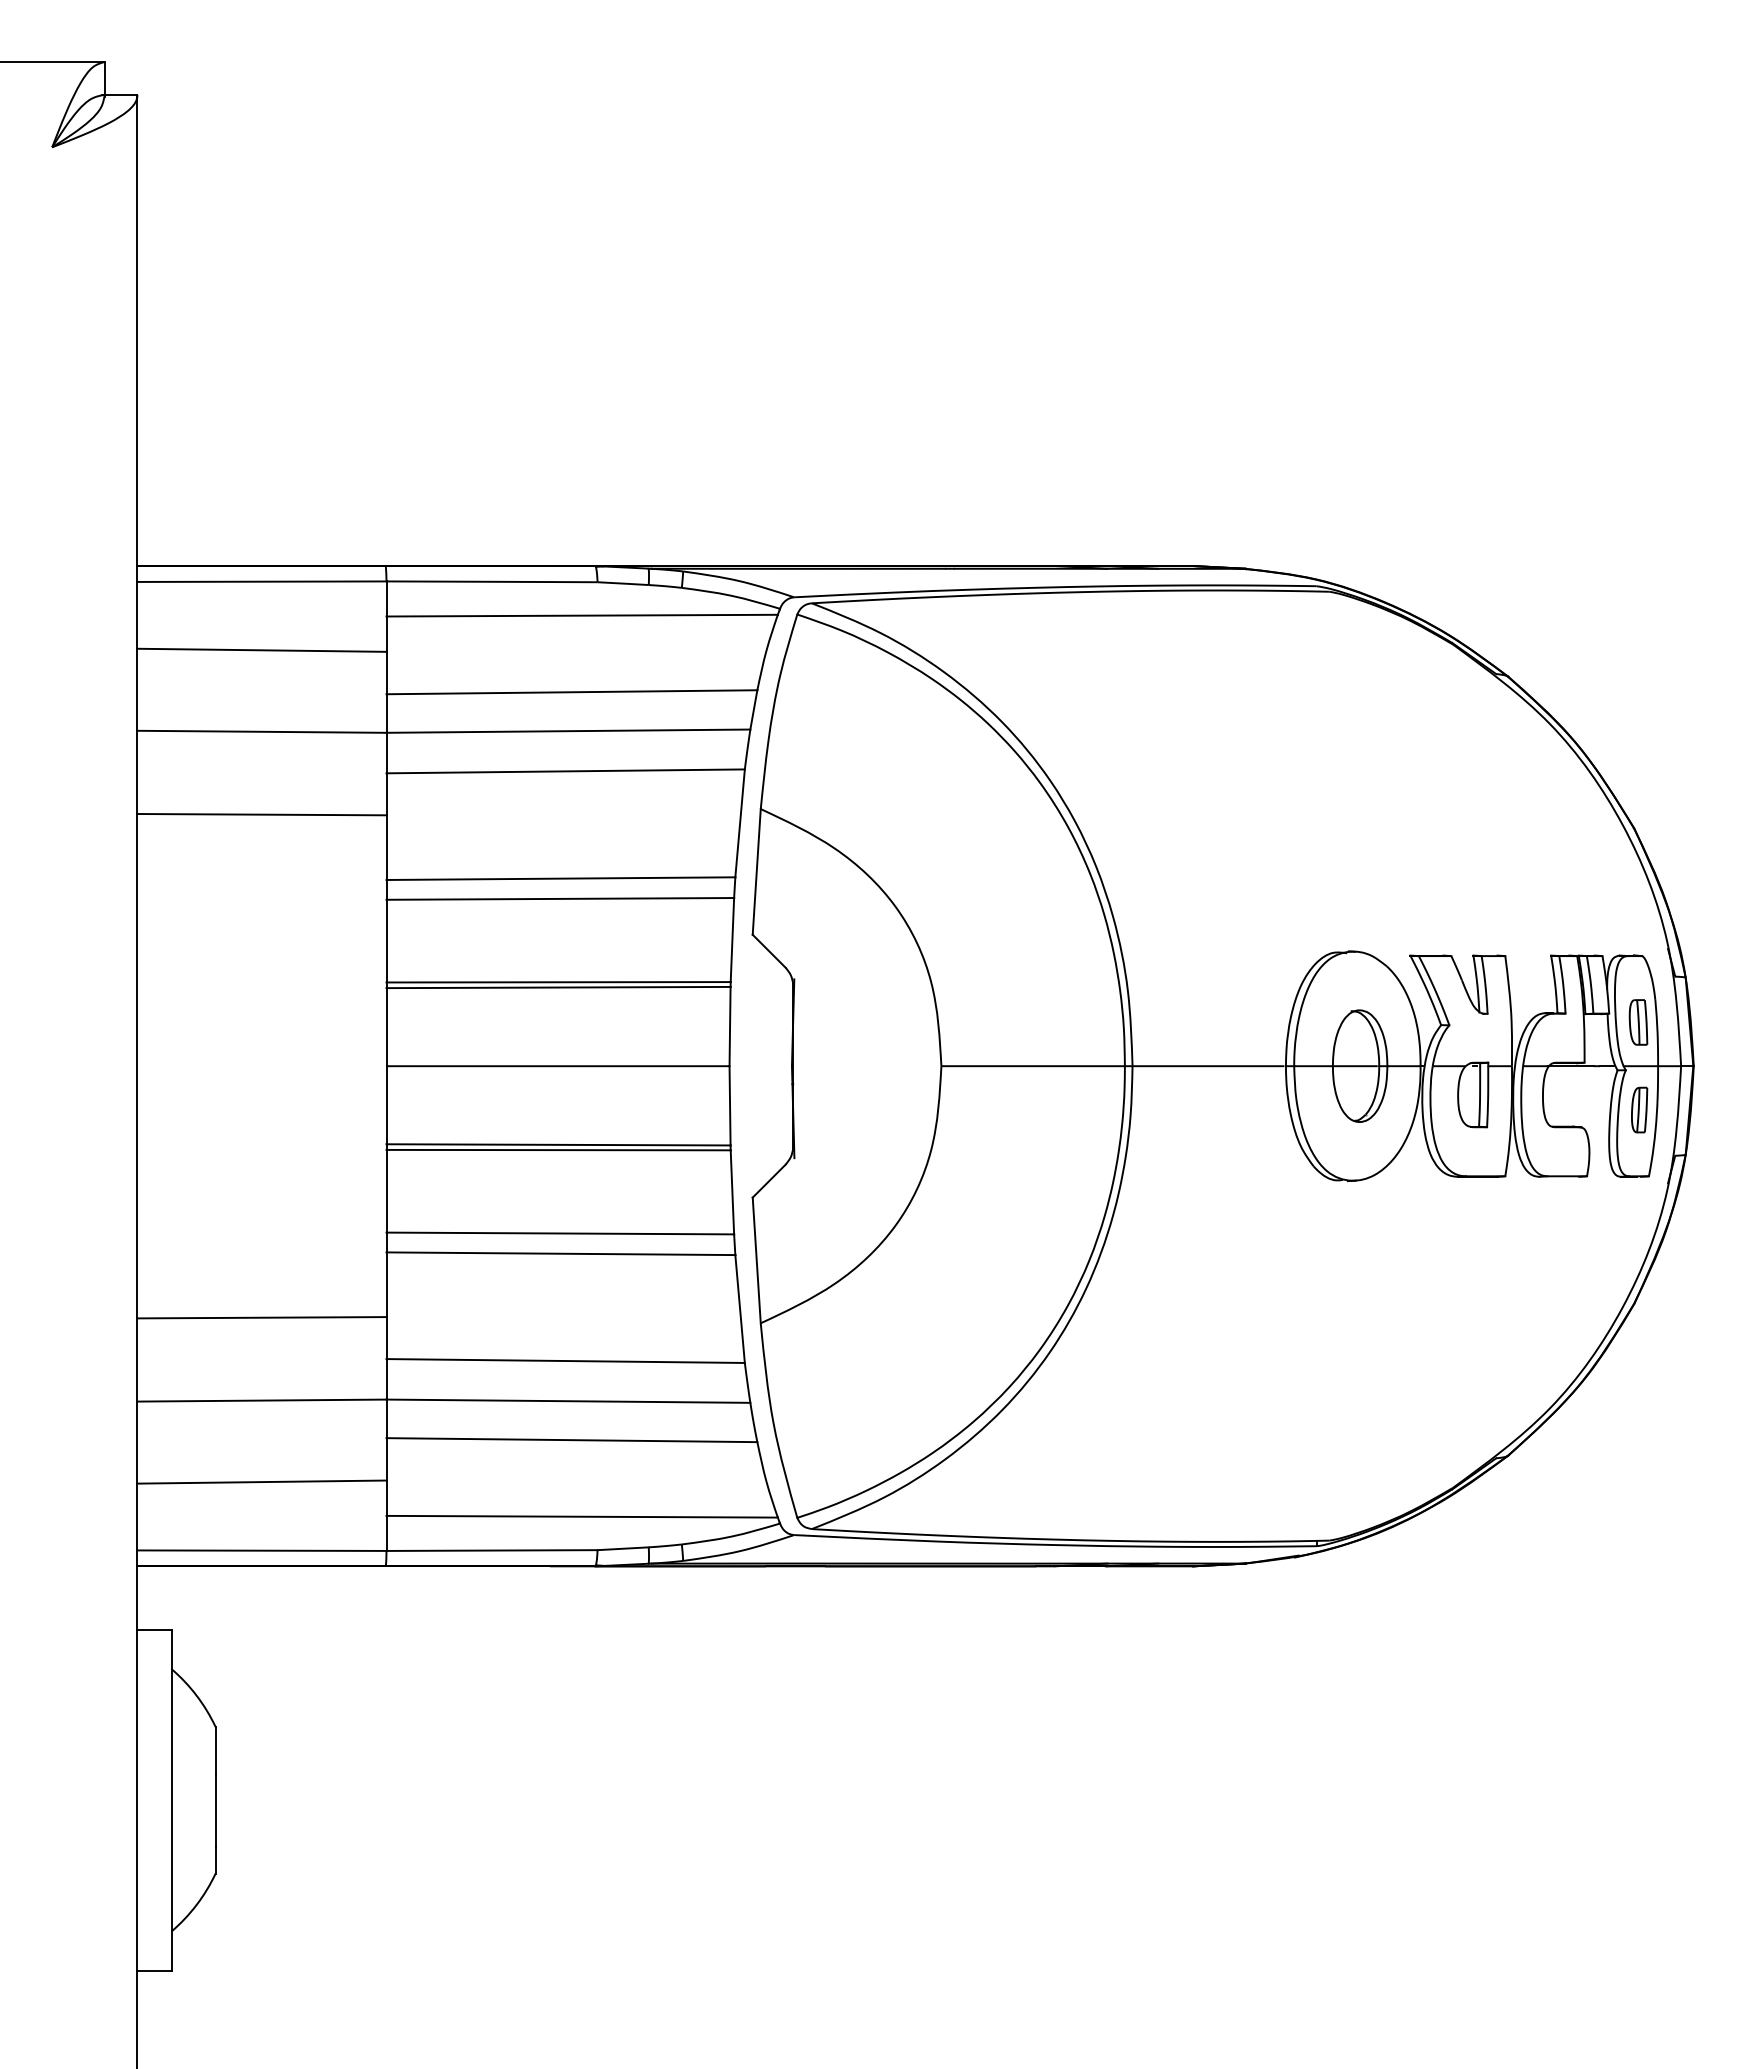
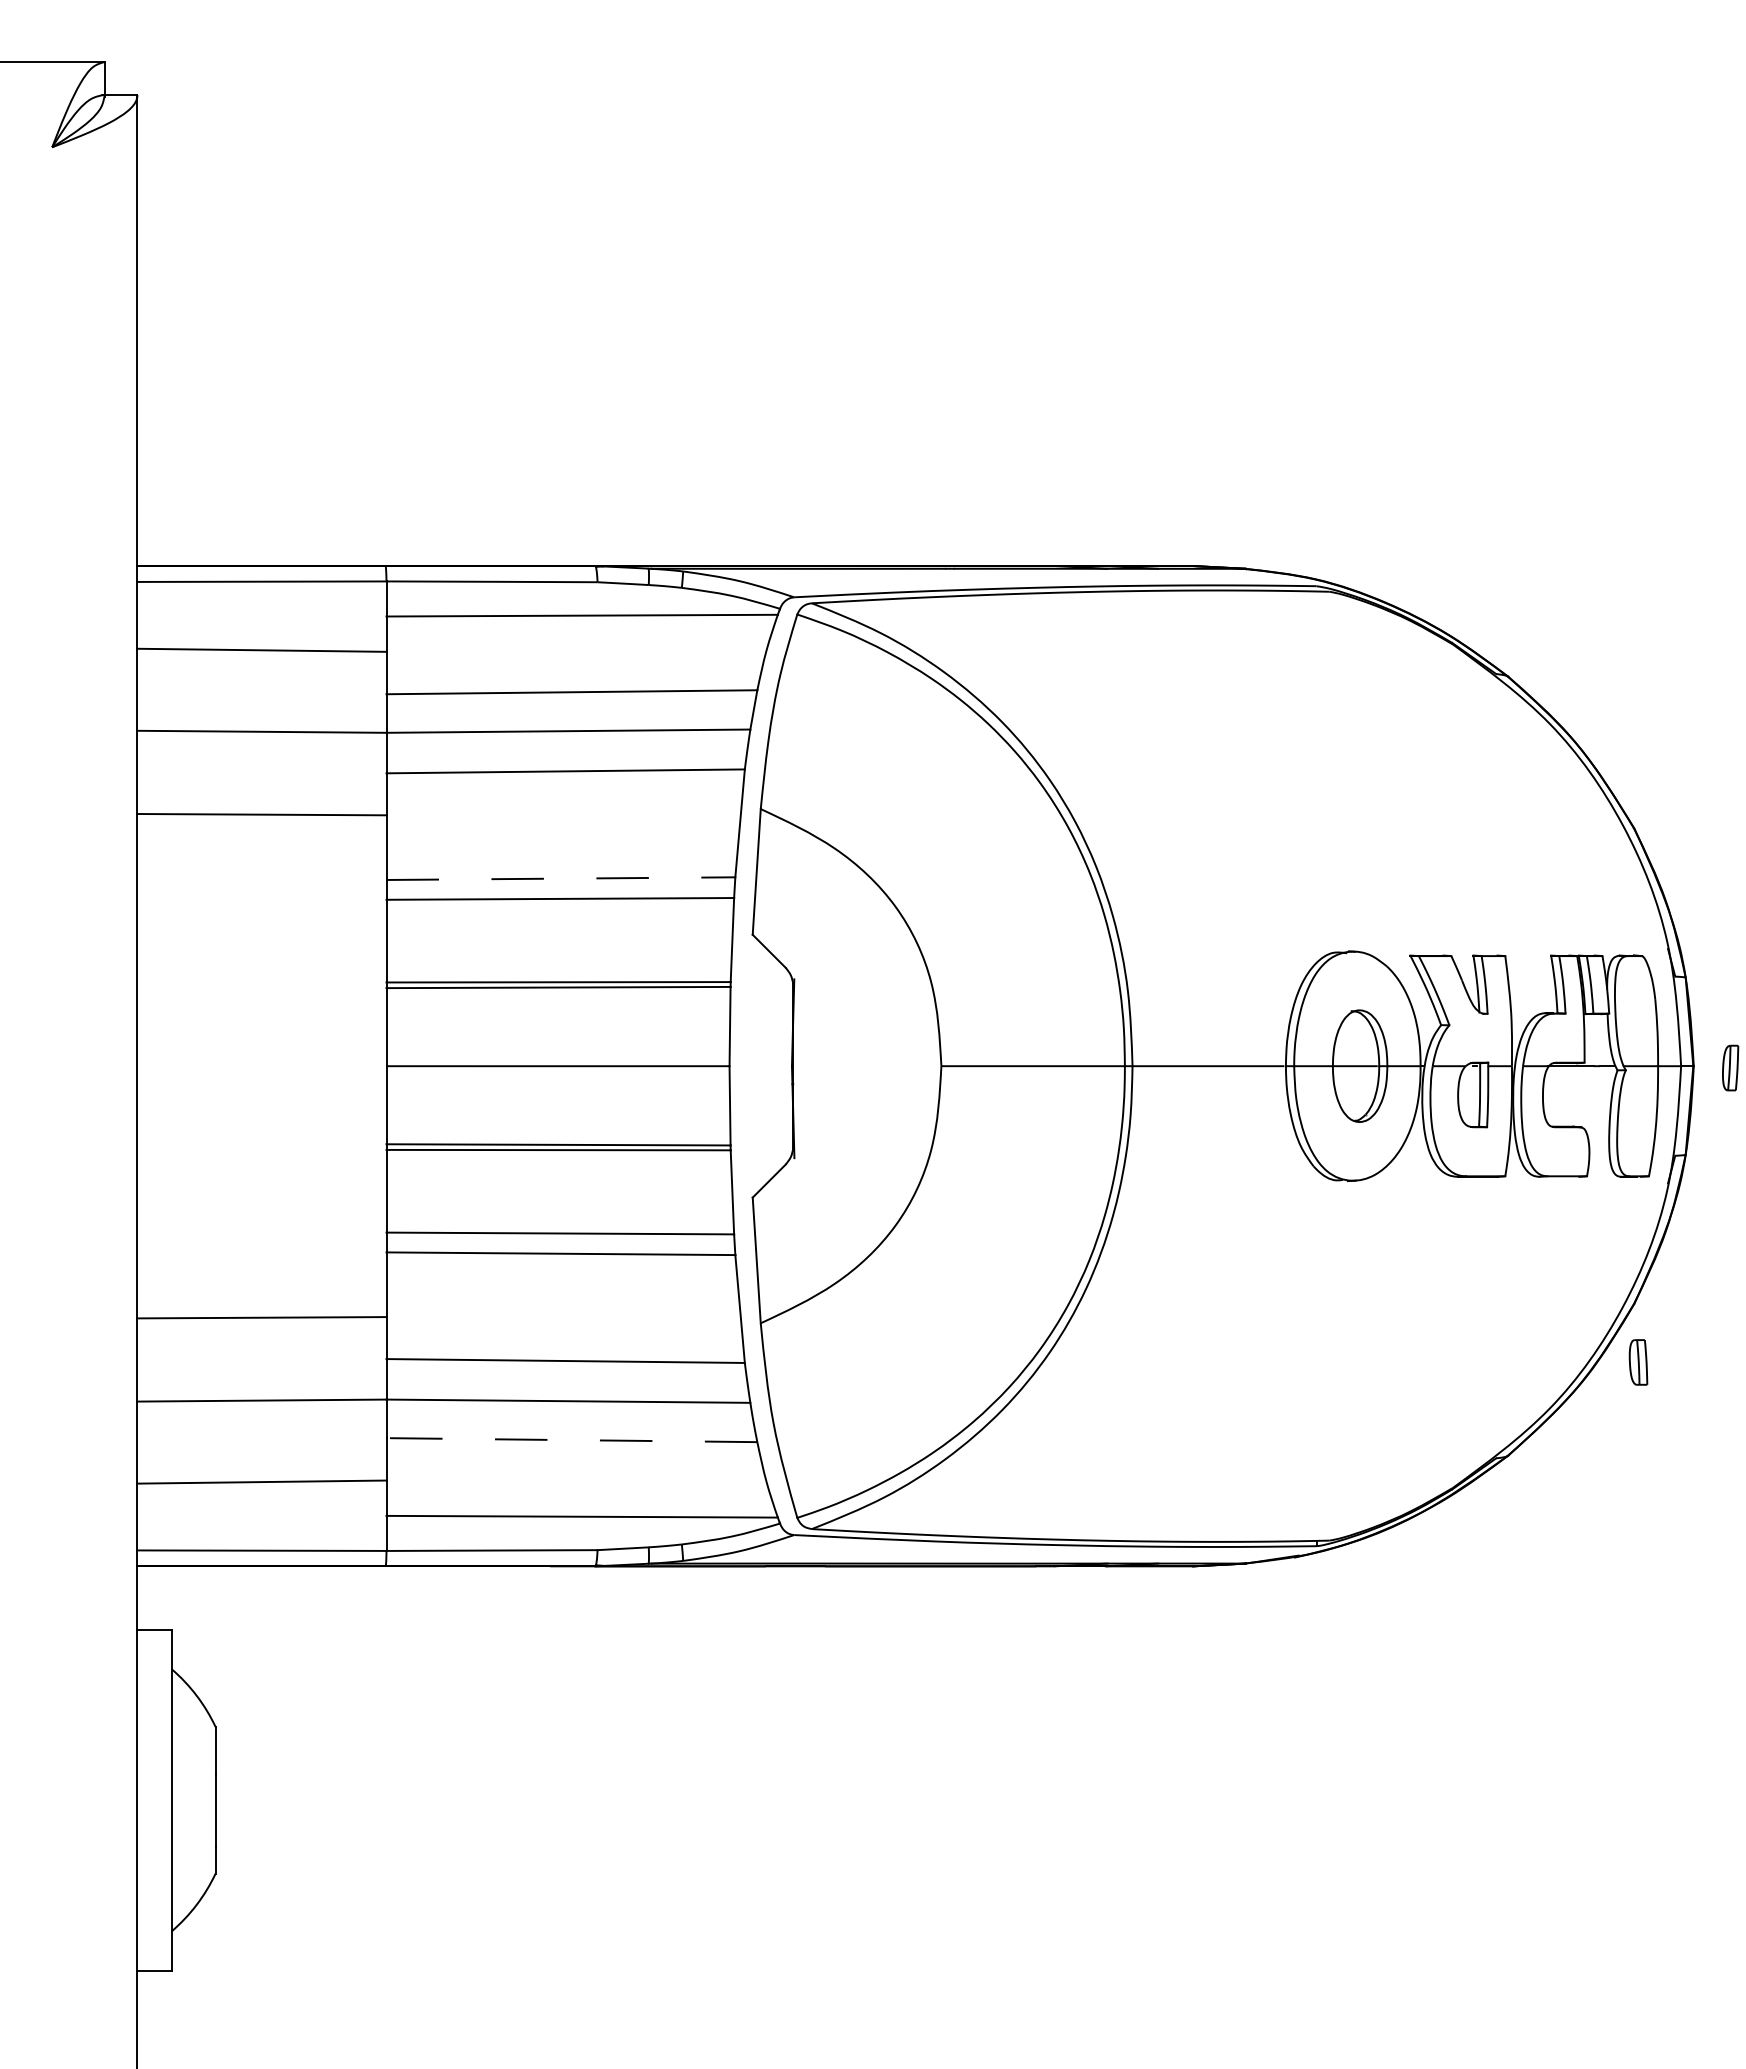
line: solid -> dashed (561, 878)
part position: (1638, 1022) -> (1638, 1362) (1638, 1362)
part position: (1639, 1109) -> (1730, 1067) (1730, 1067)
line: solid -> dashed (571, 1440)
